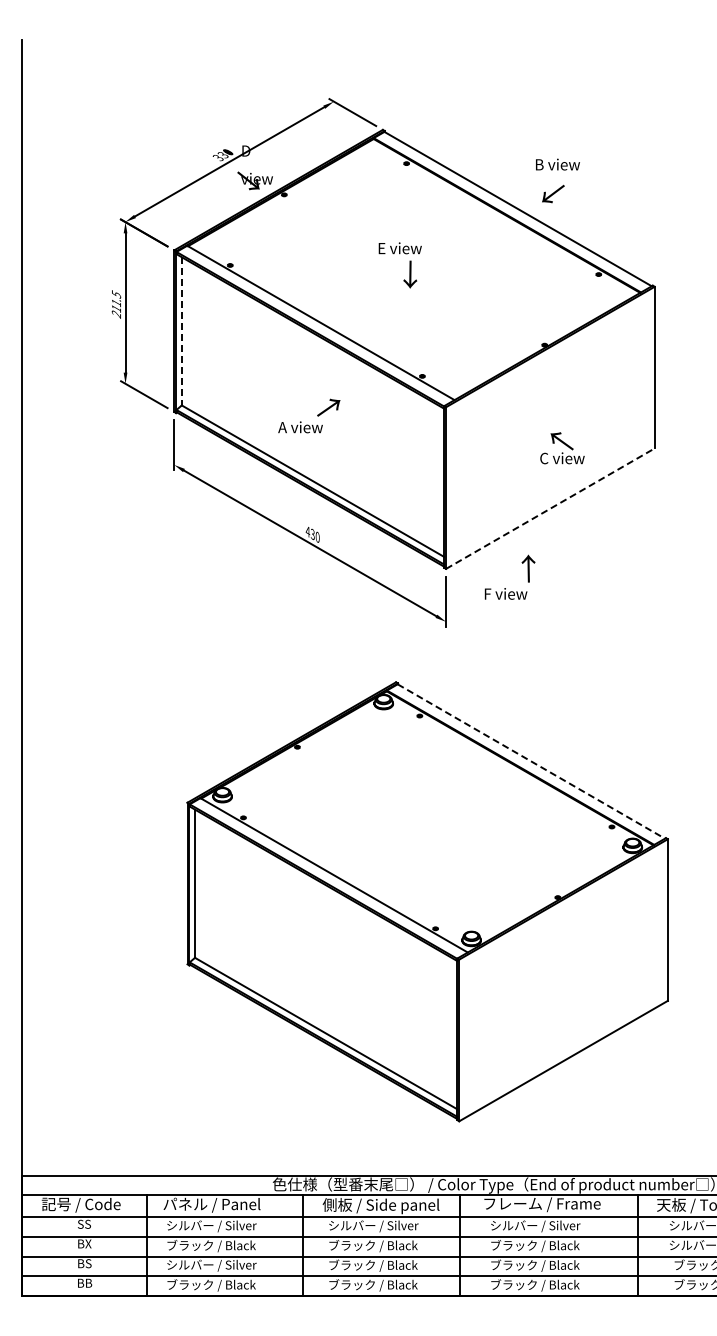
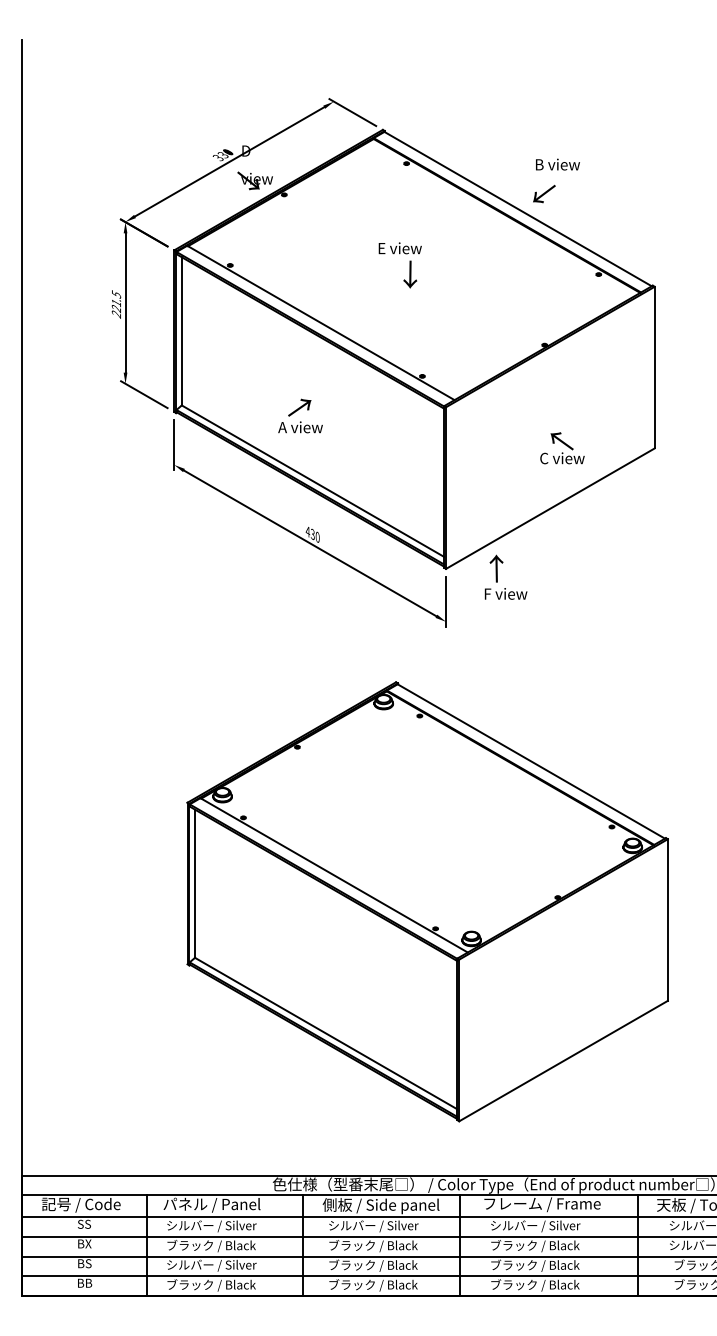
text position: (553, 193) -> (544, 193) (544, 193)
text: 211.5 -> 221.5 (115, 309)
line: dashed -> solid (181, 331)
text position: (328, 407) -> (299, 407) (299, 407)
line: dashed -> solid (550, 508)
text position: (528, 568) -> (496, 568) (496, 568)
line: dashed -> solid (531, 761)
